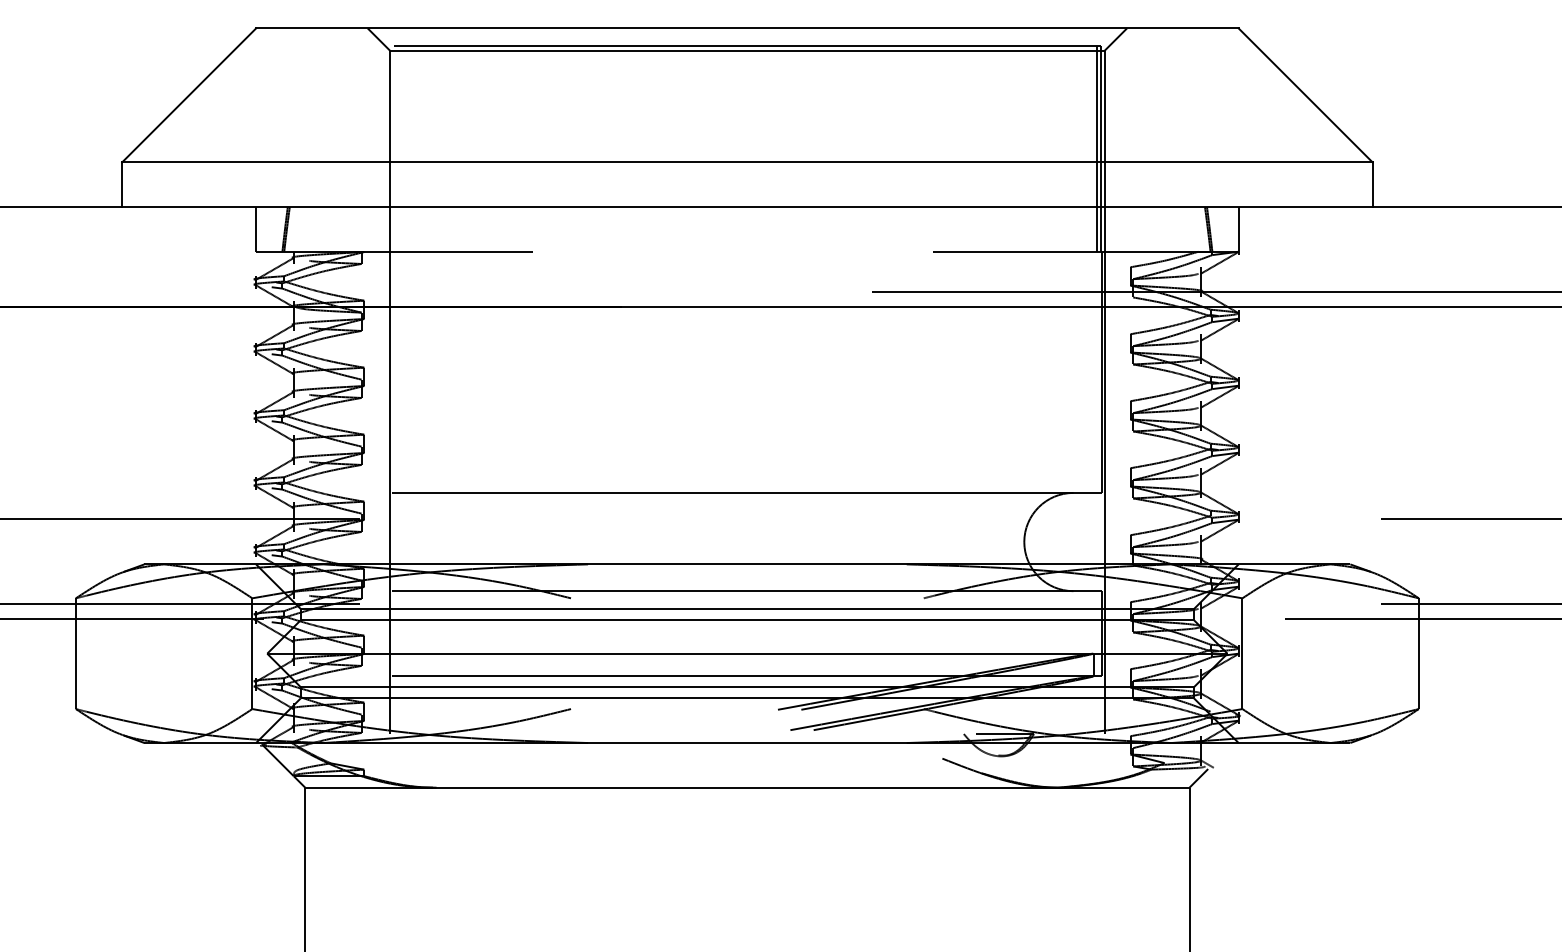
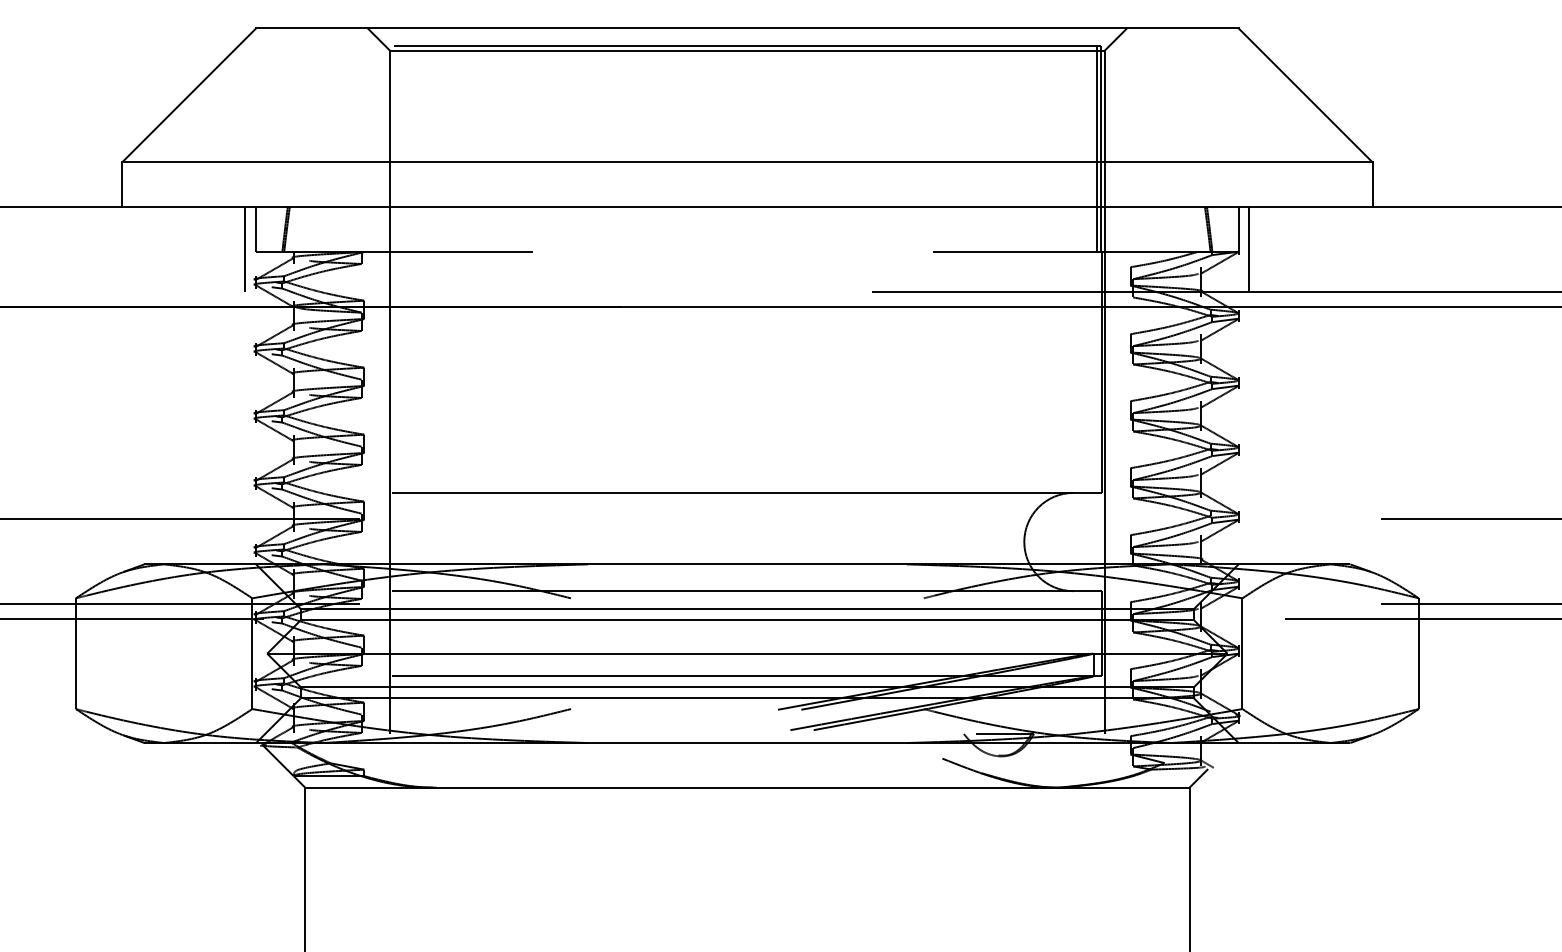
line: none -> present (245, 249)
line: none -> present (1249, 249)
